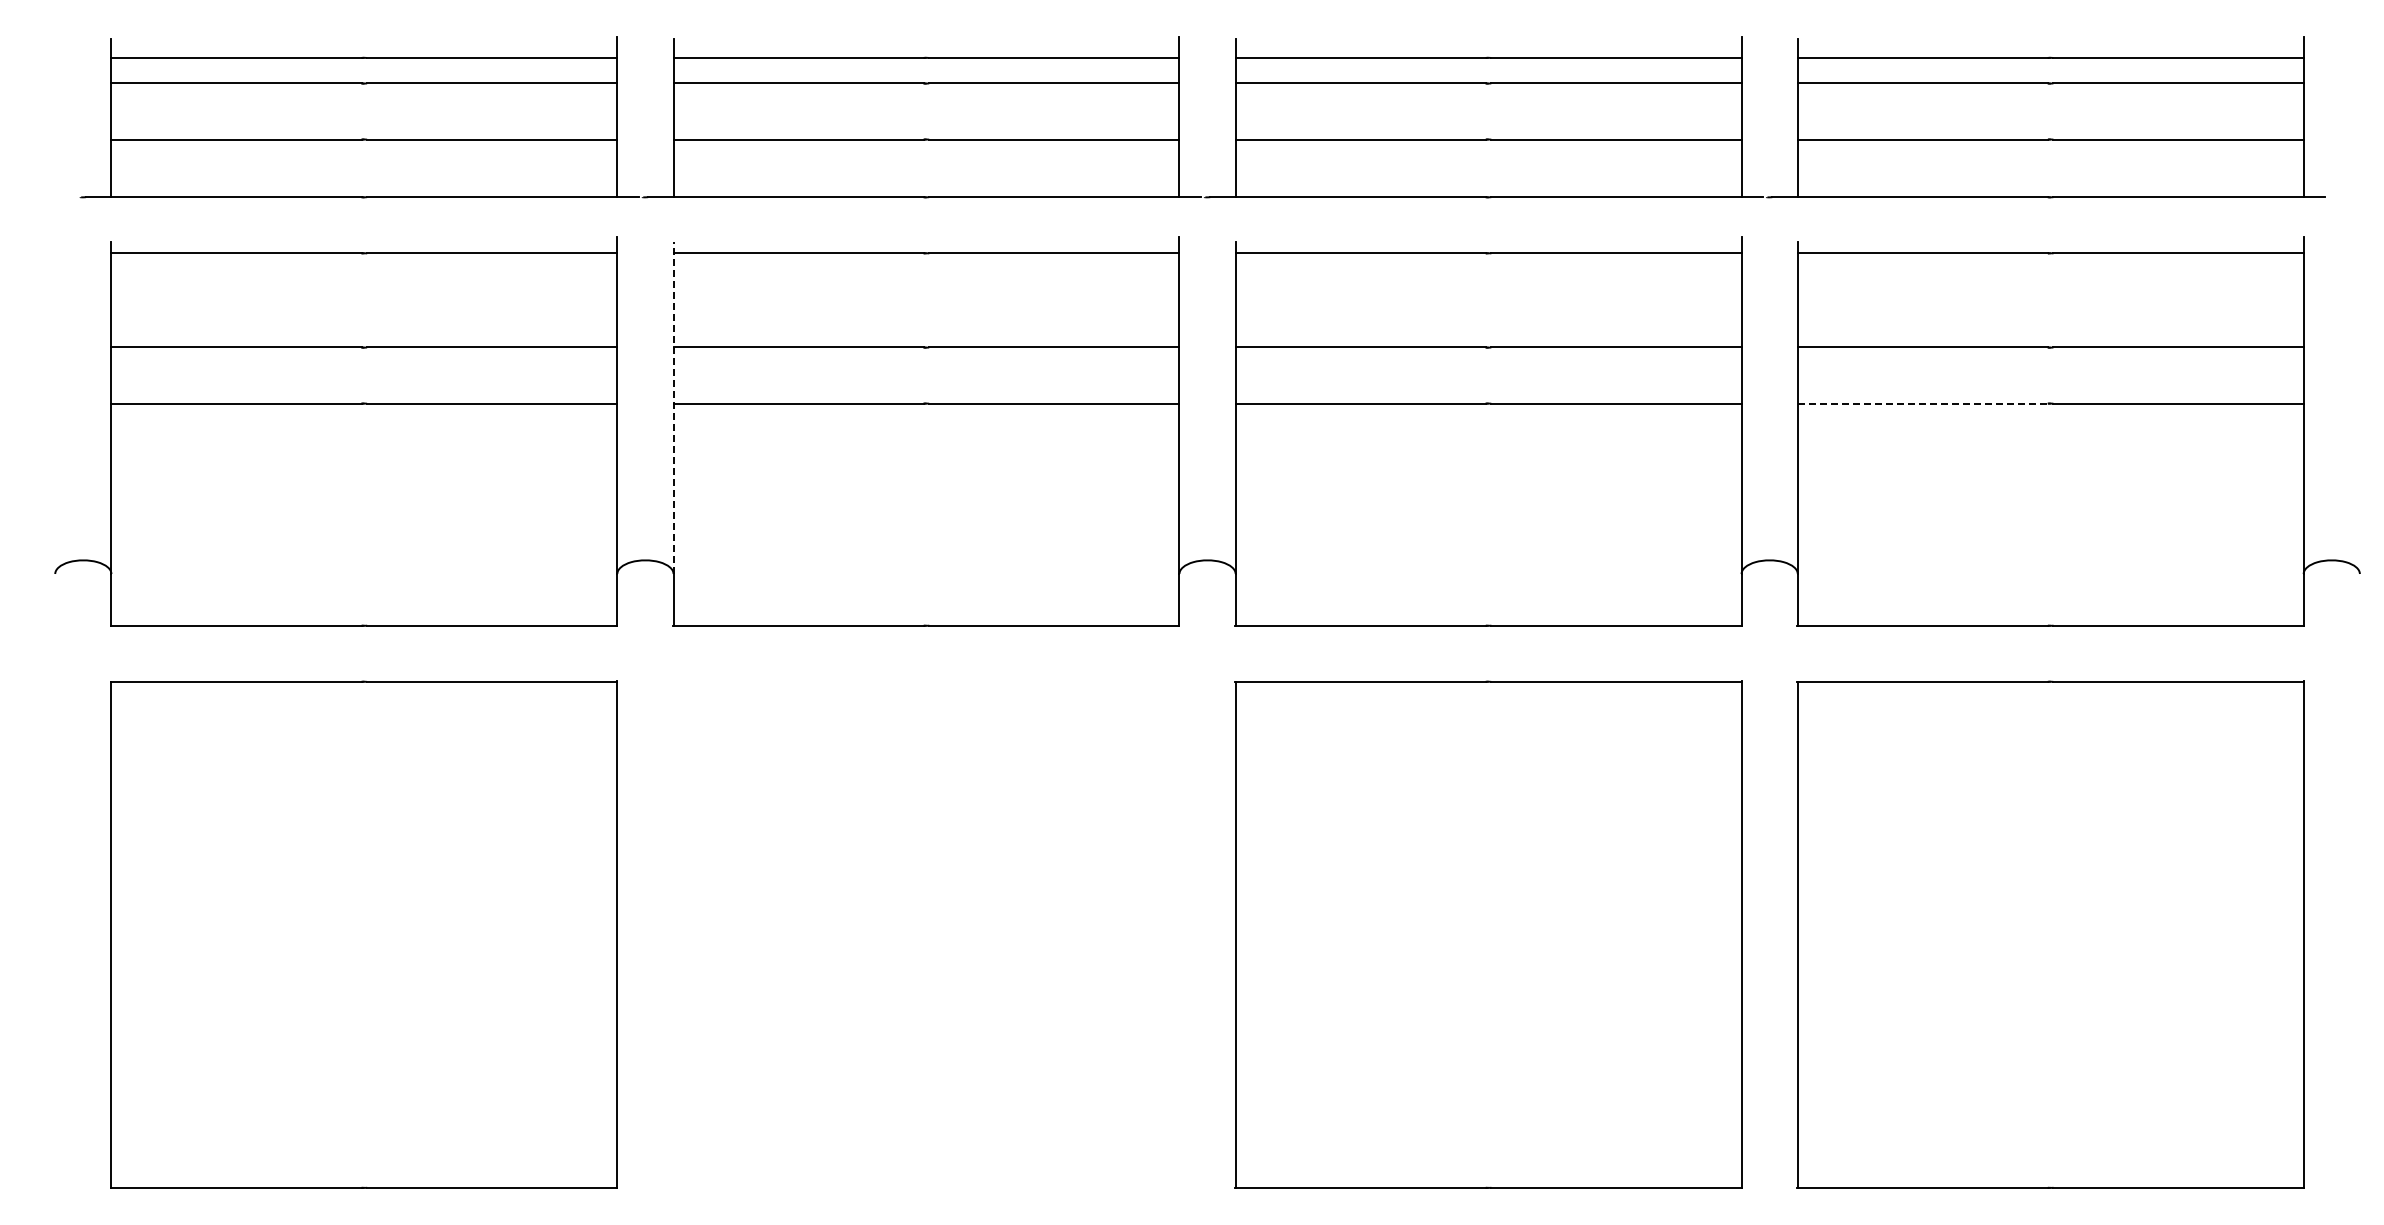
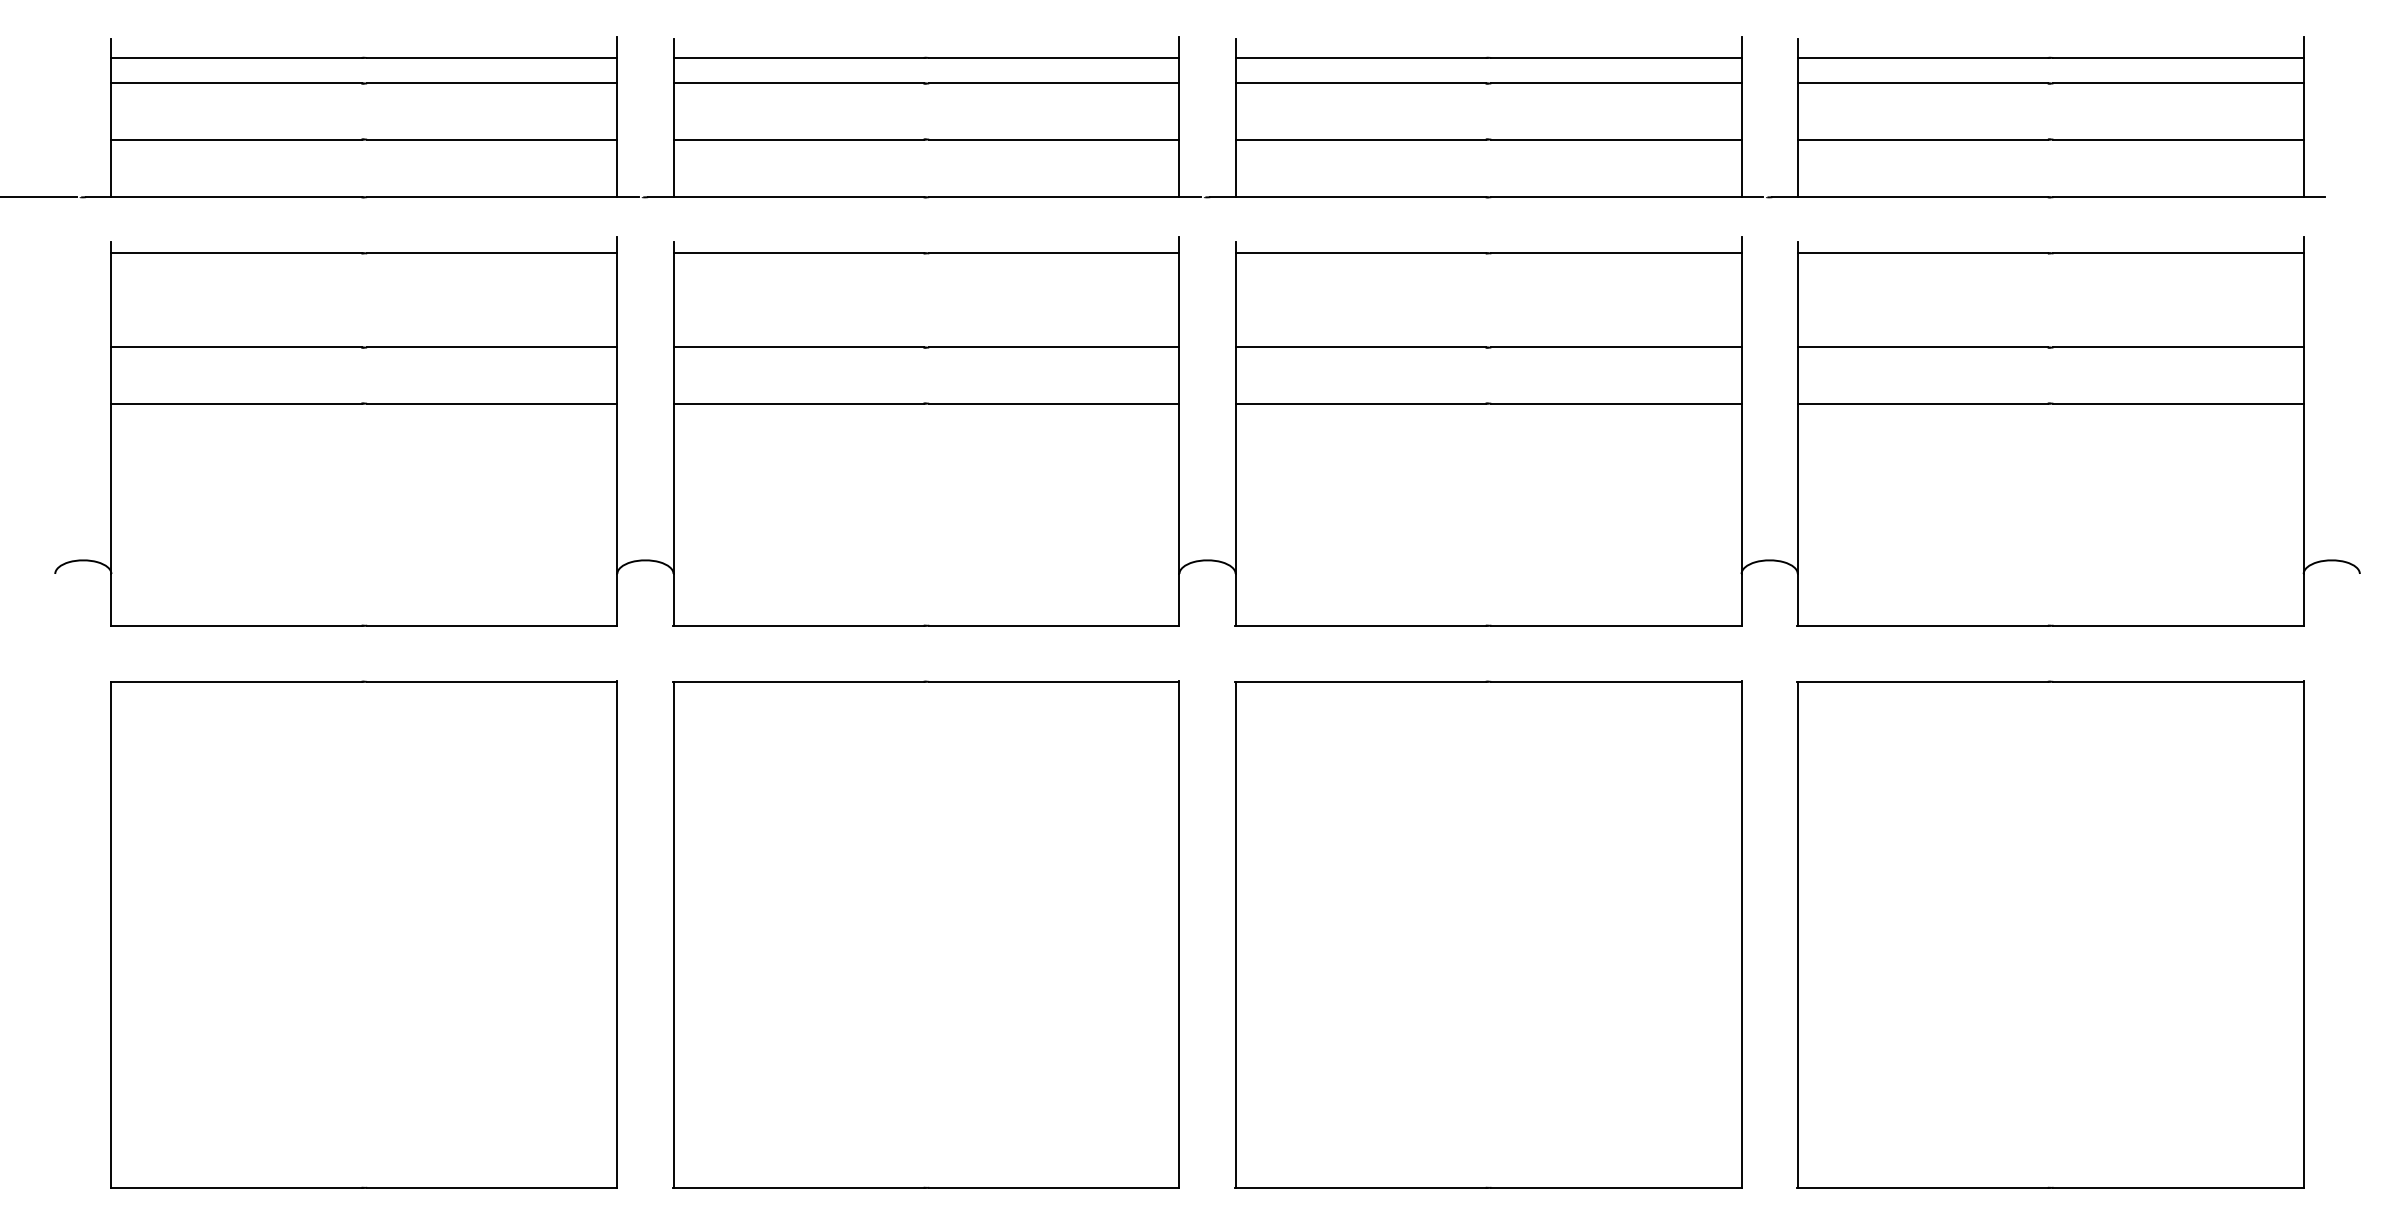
line: none -> present (39, 197)
line: dashed -> solid (1923, 403)
line: dashed -> solid (673, 407)
part: none -> present (925, 934)
